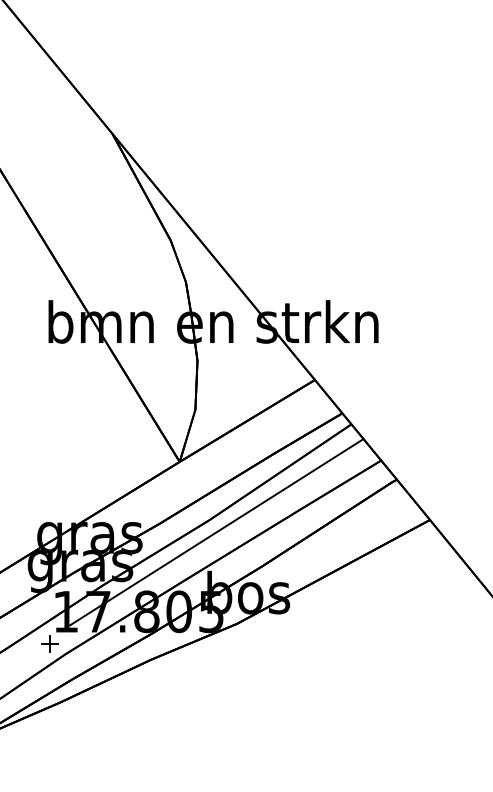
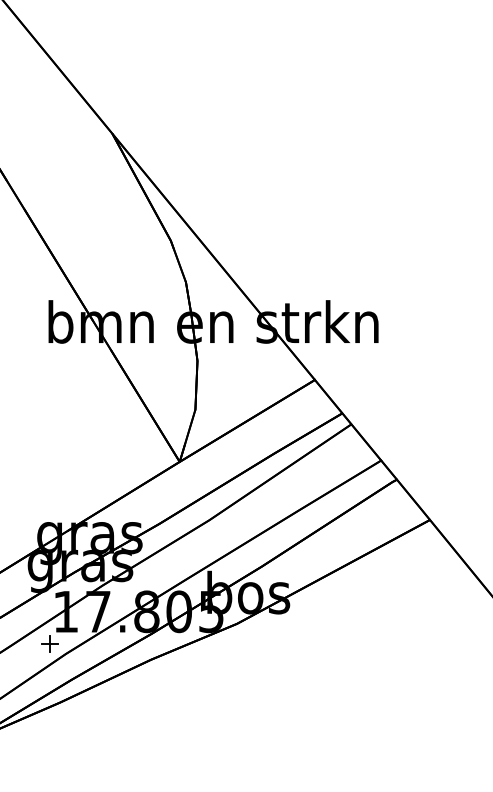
line: present -> none (216, 532)
